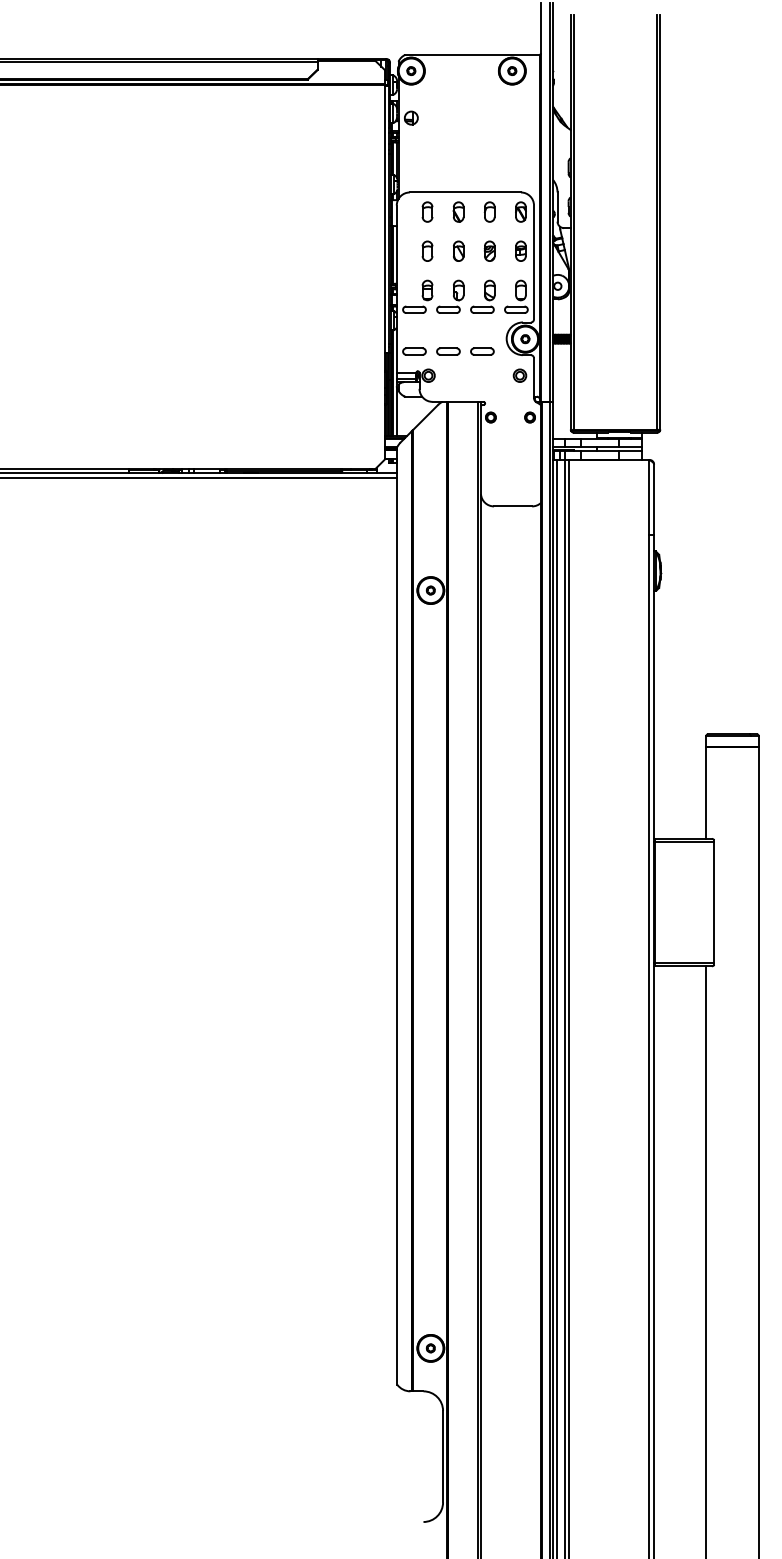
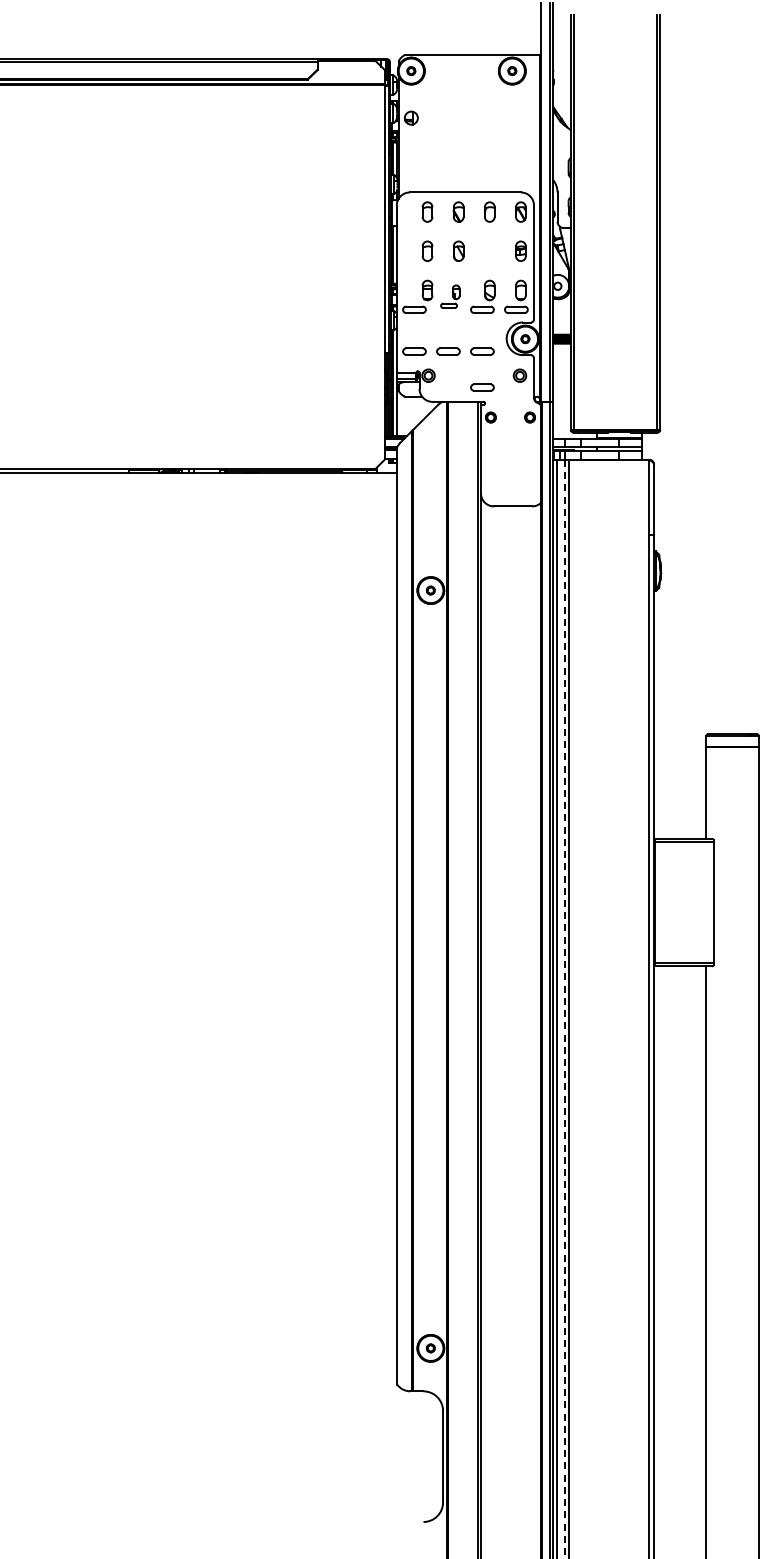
part: present -> none (489, 250)
part size: 29x35 px -> 21x25 px (450, 296)
part: none -> present (482, 387)
line: present -> none (199, 478)
line: solid -> dashed (564, 1008)
